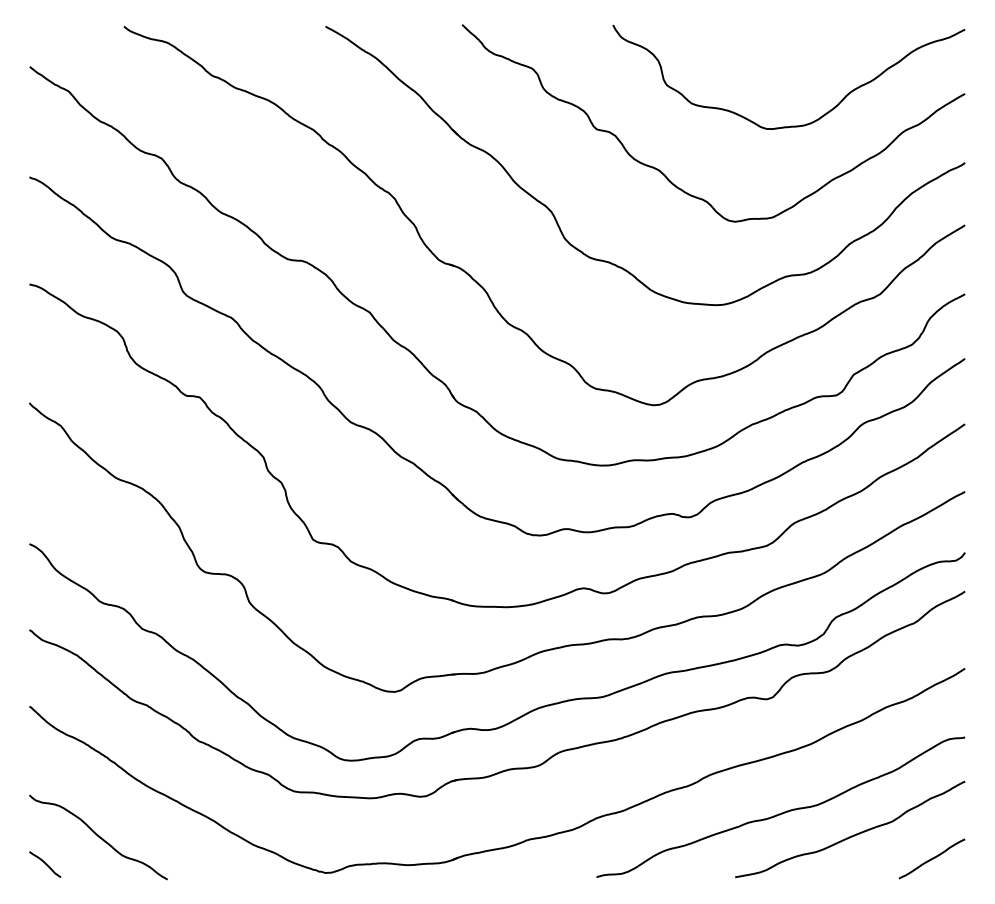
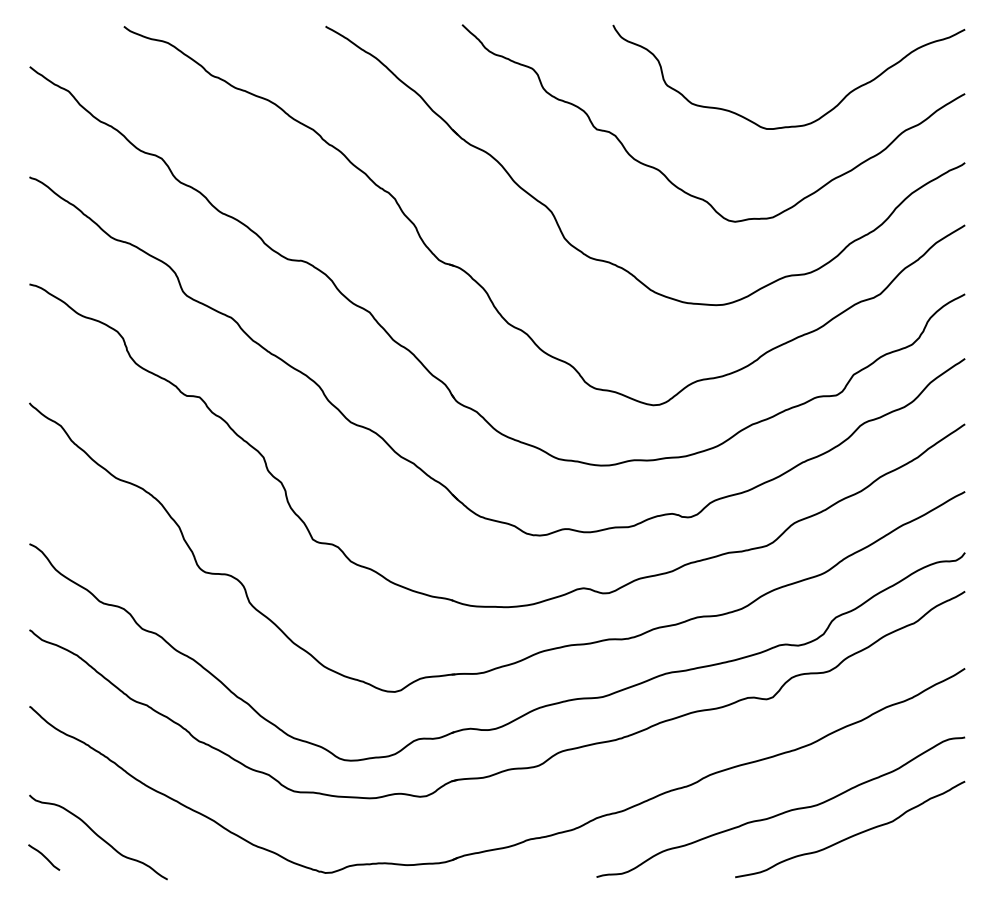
line: present -> none (931, 858)
curve position: (45, 864) -> (44, 857) (44, 857)
